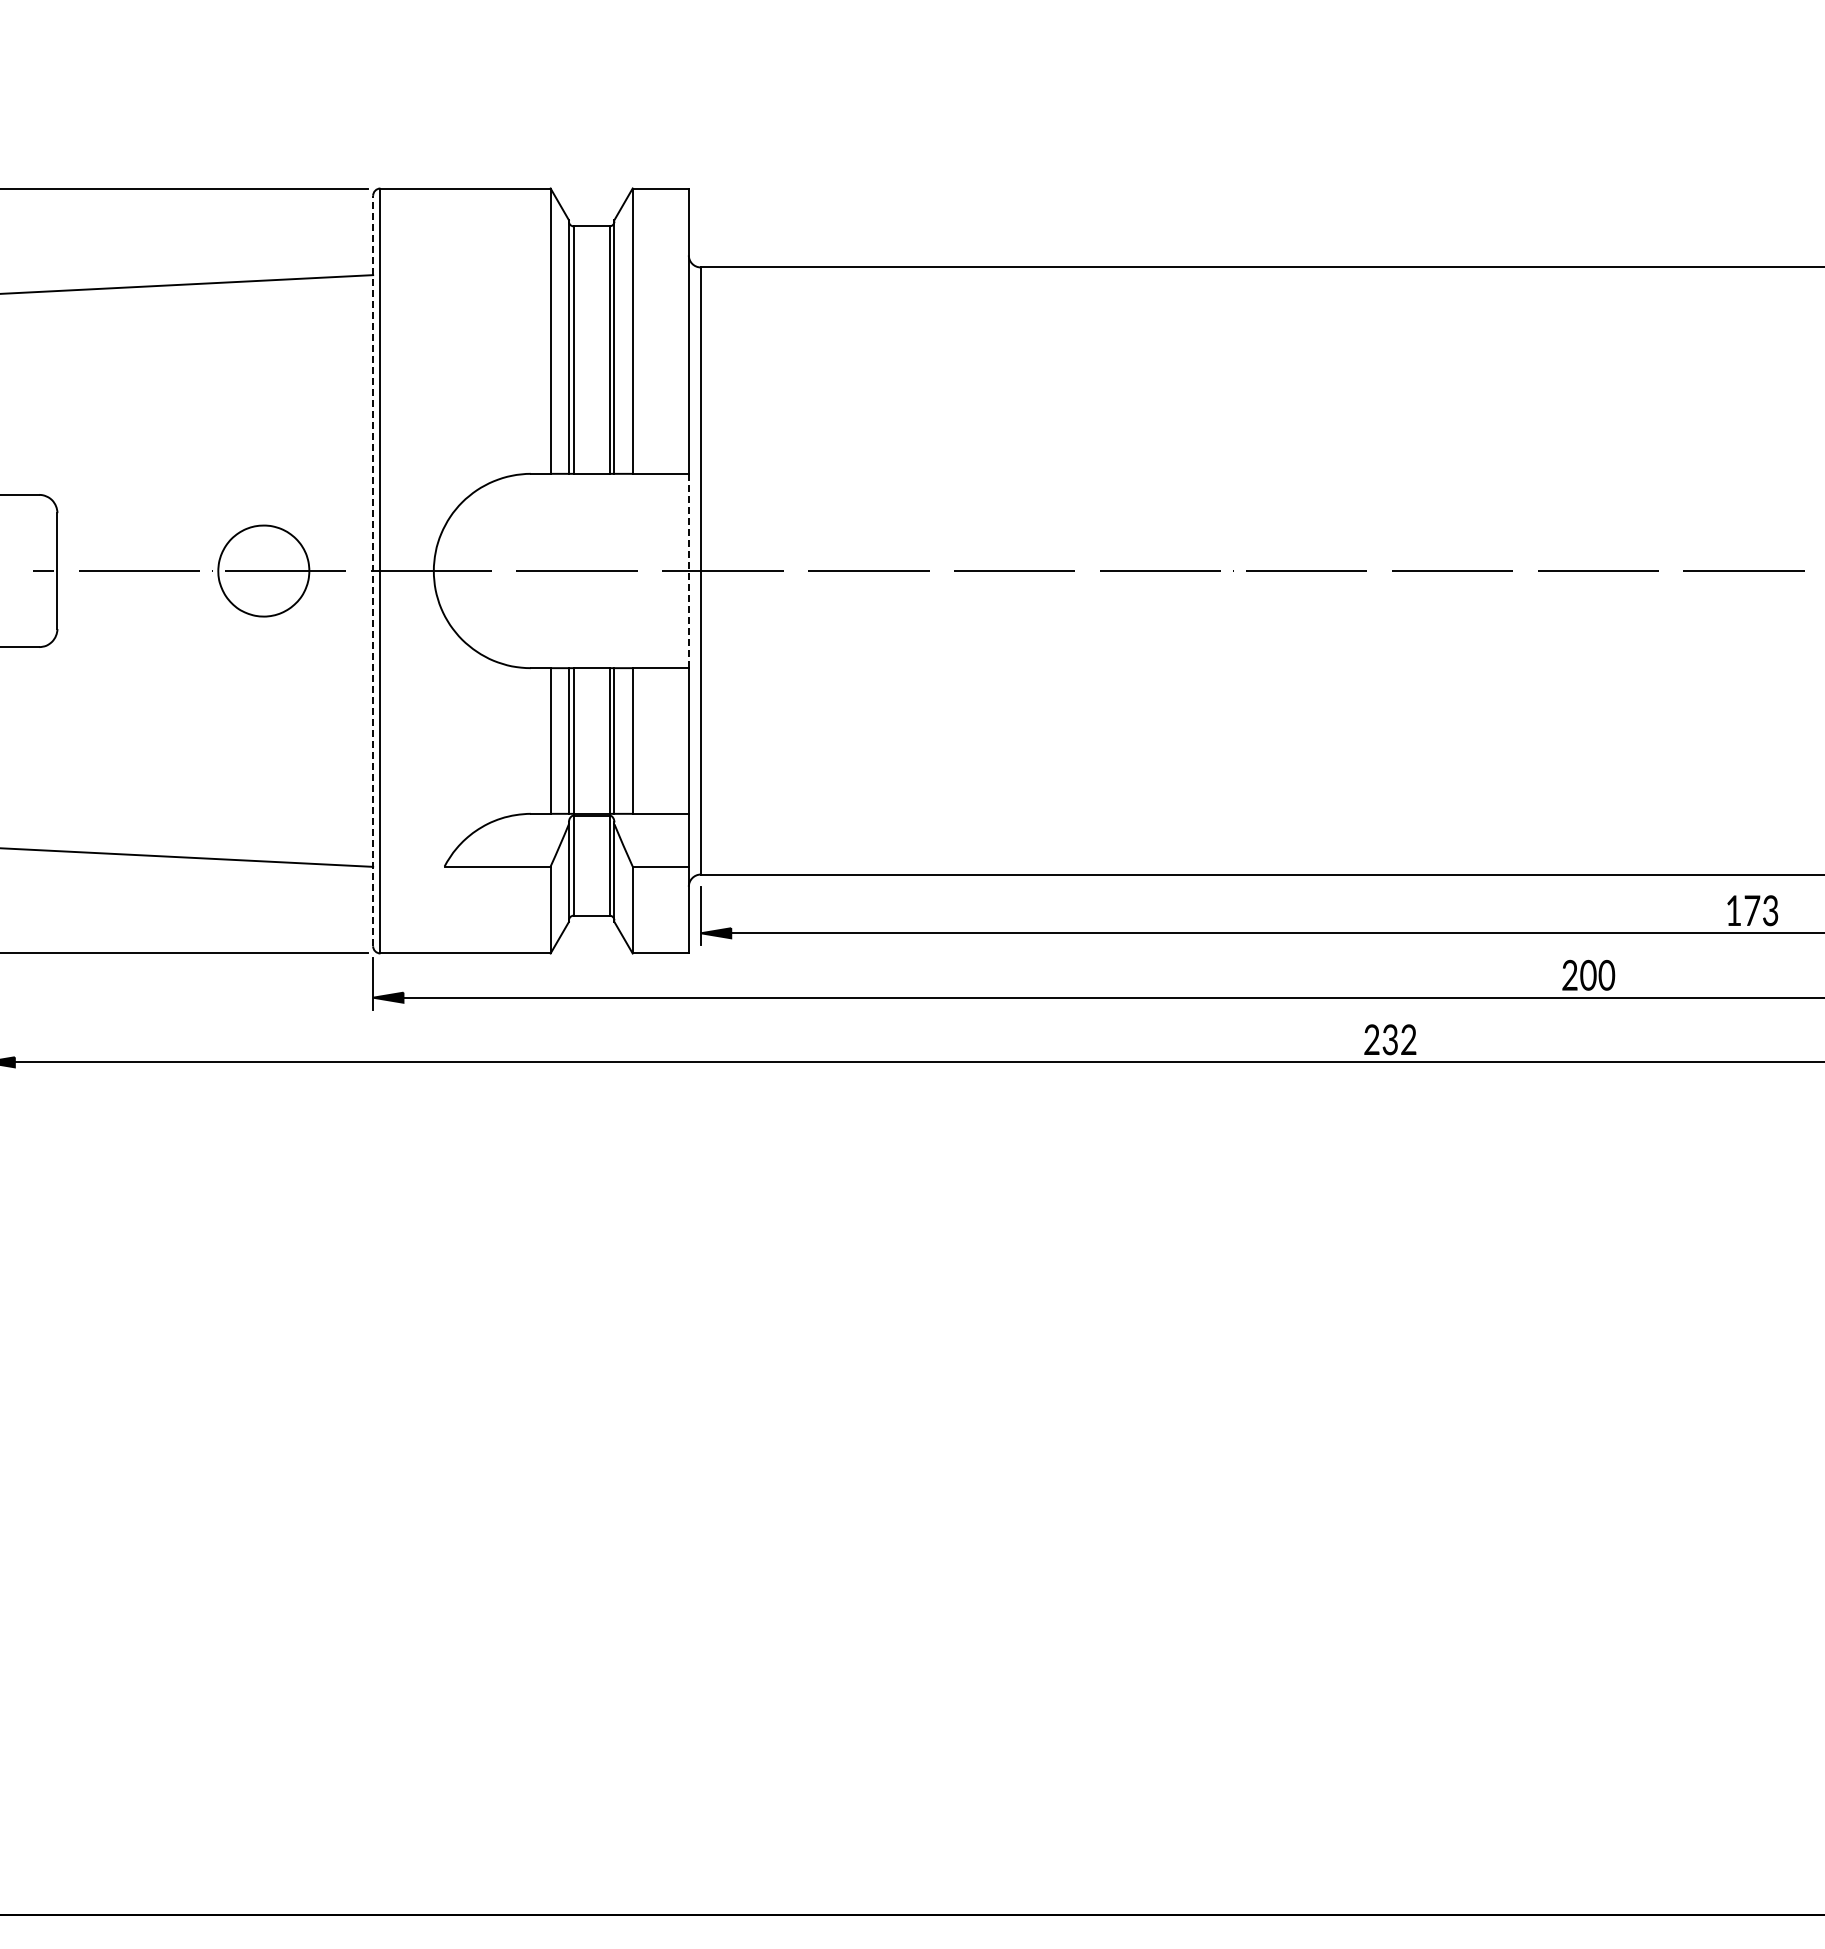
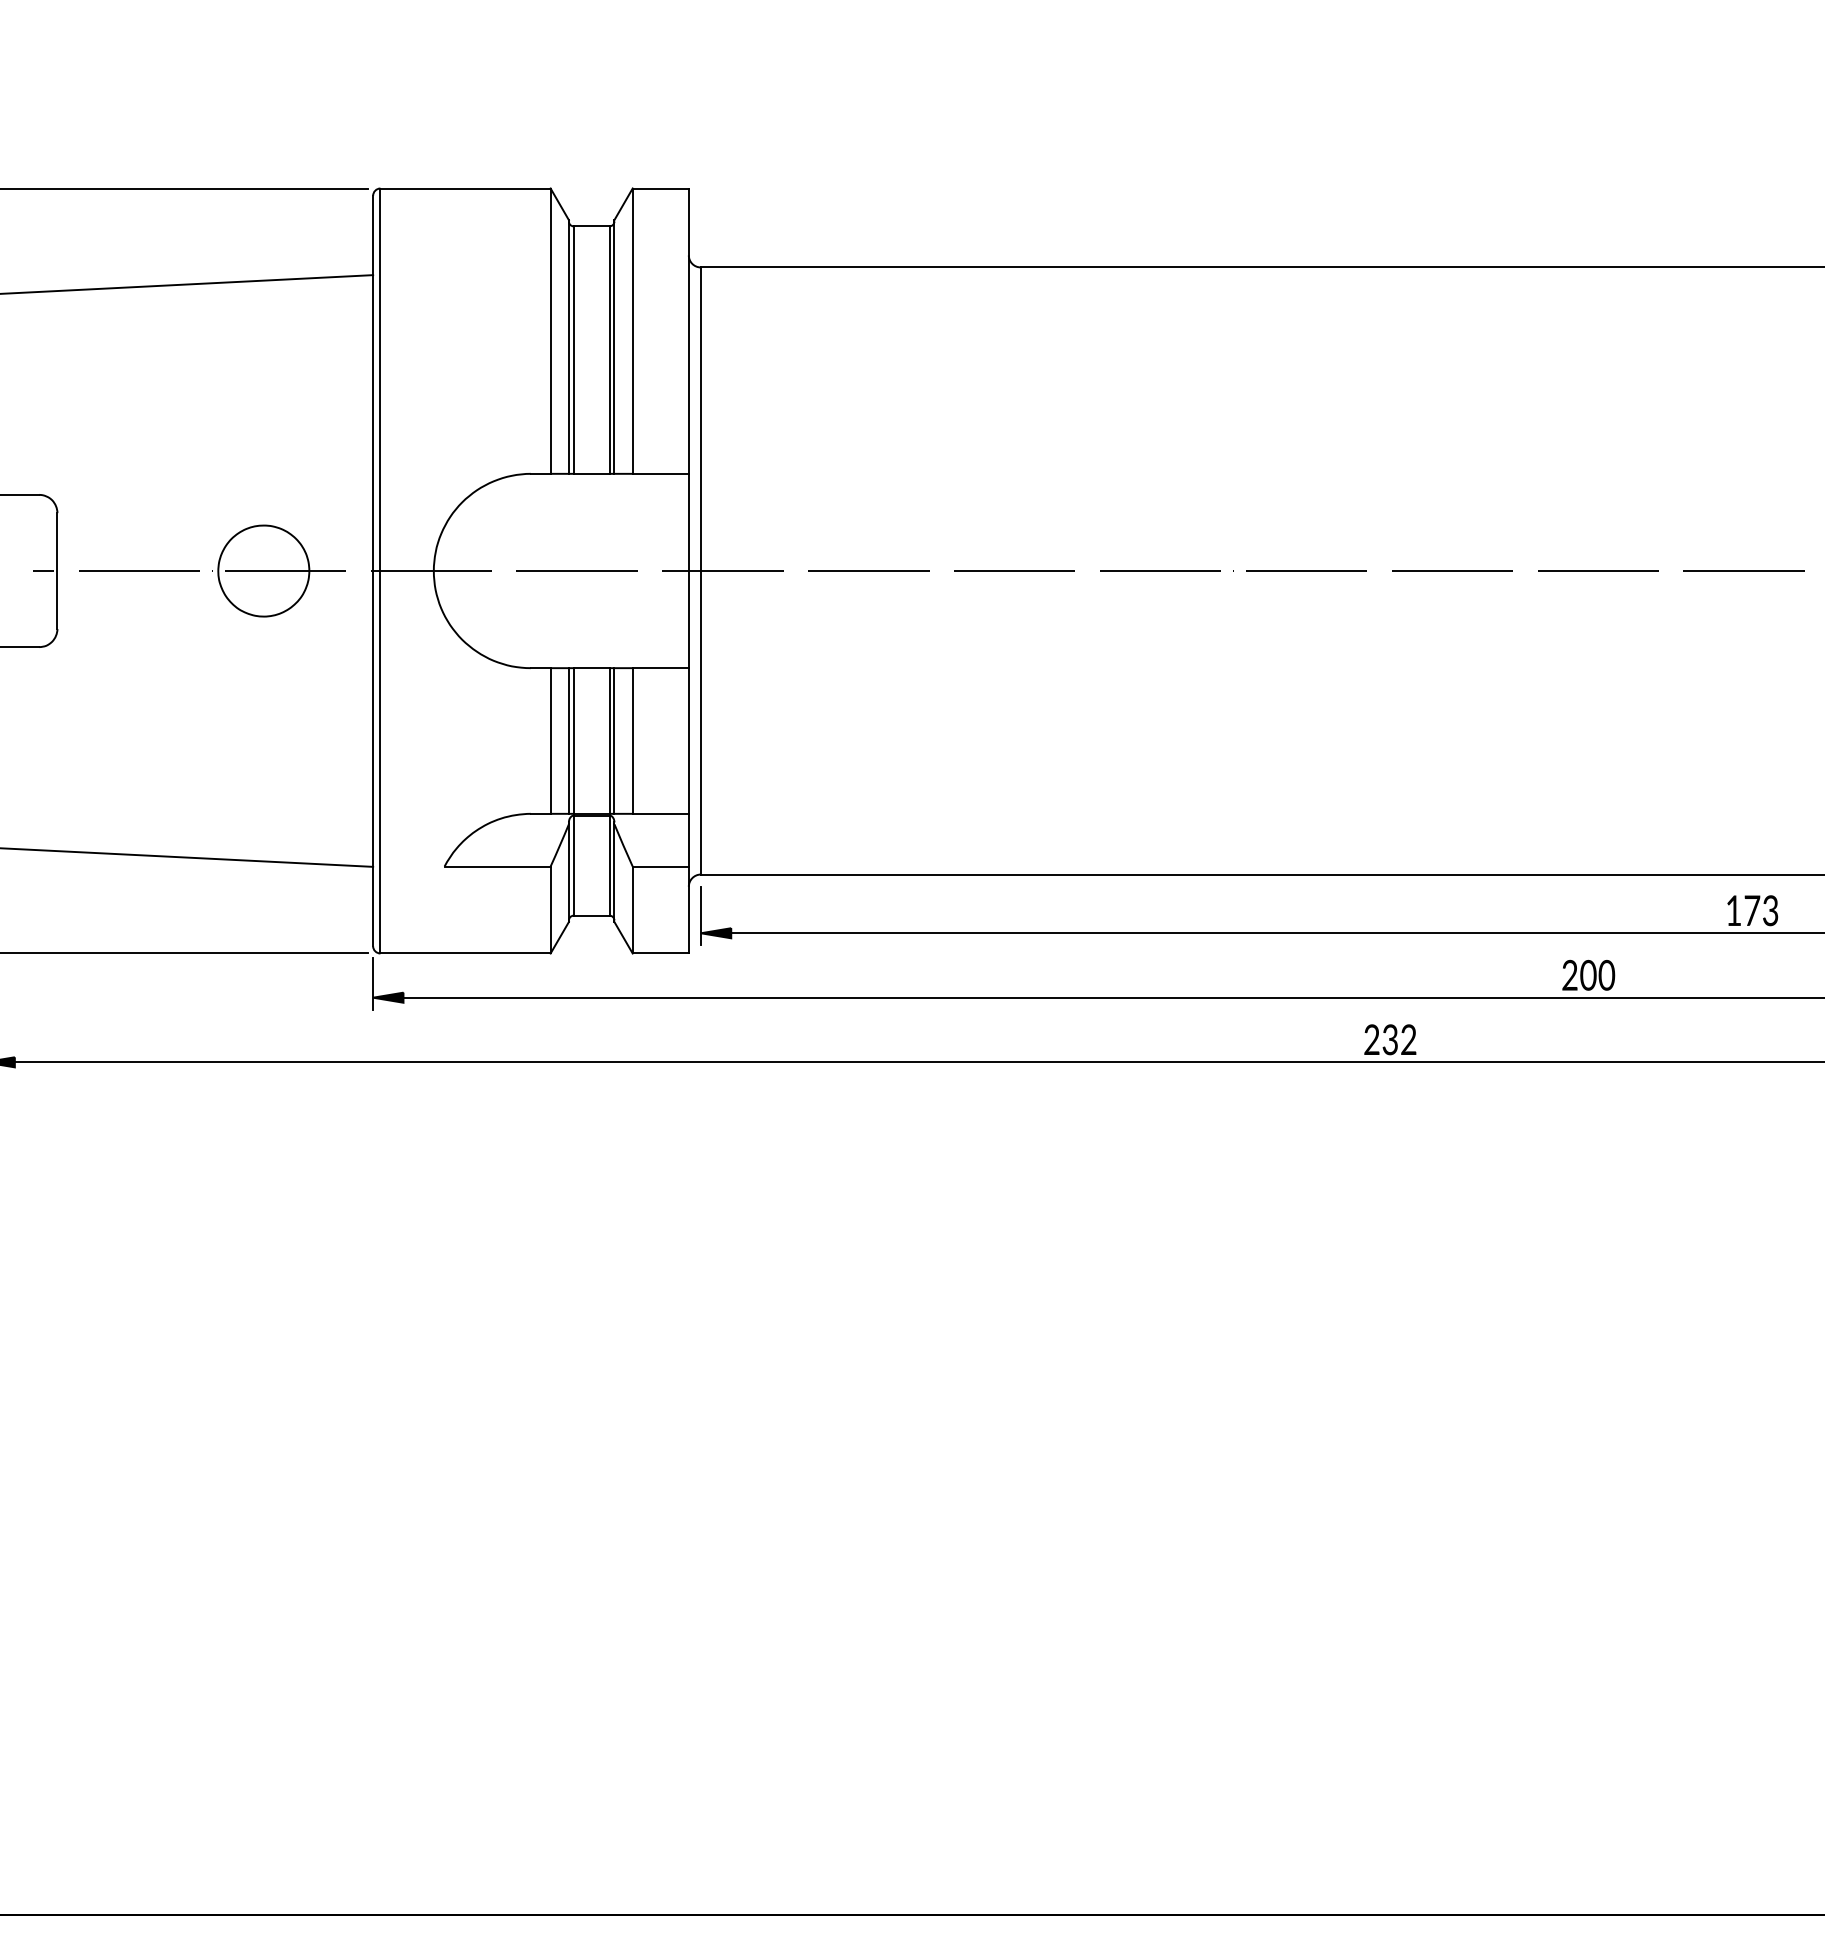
line: dashed -> solid (373, 570)
line: dashed -> solid (688, 570)
